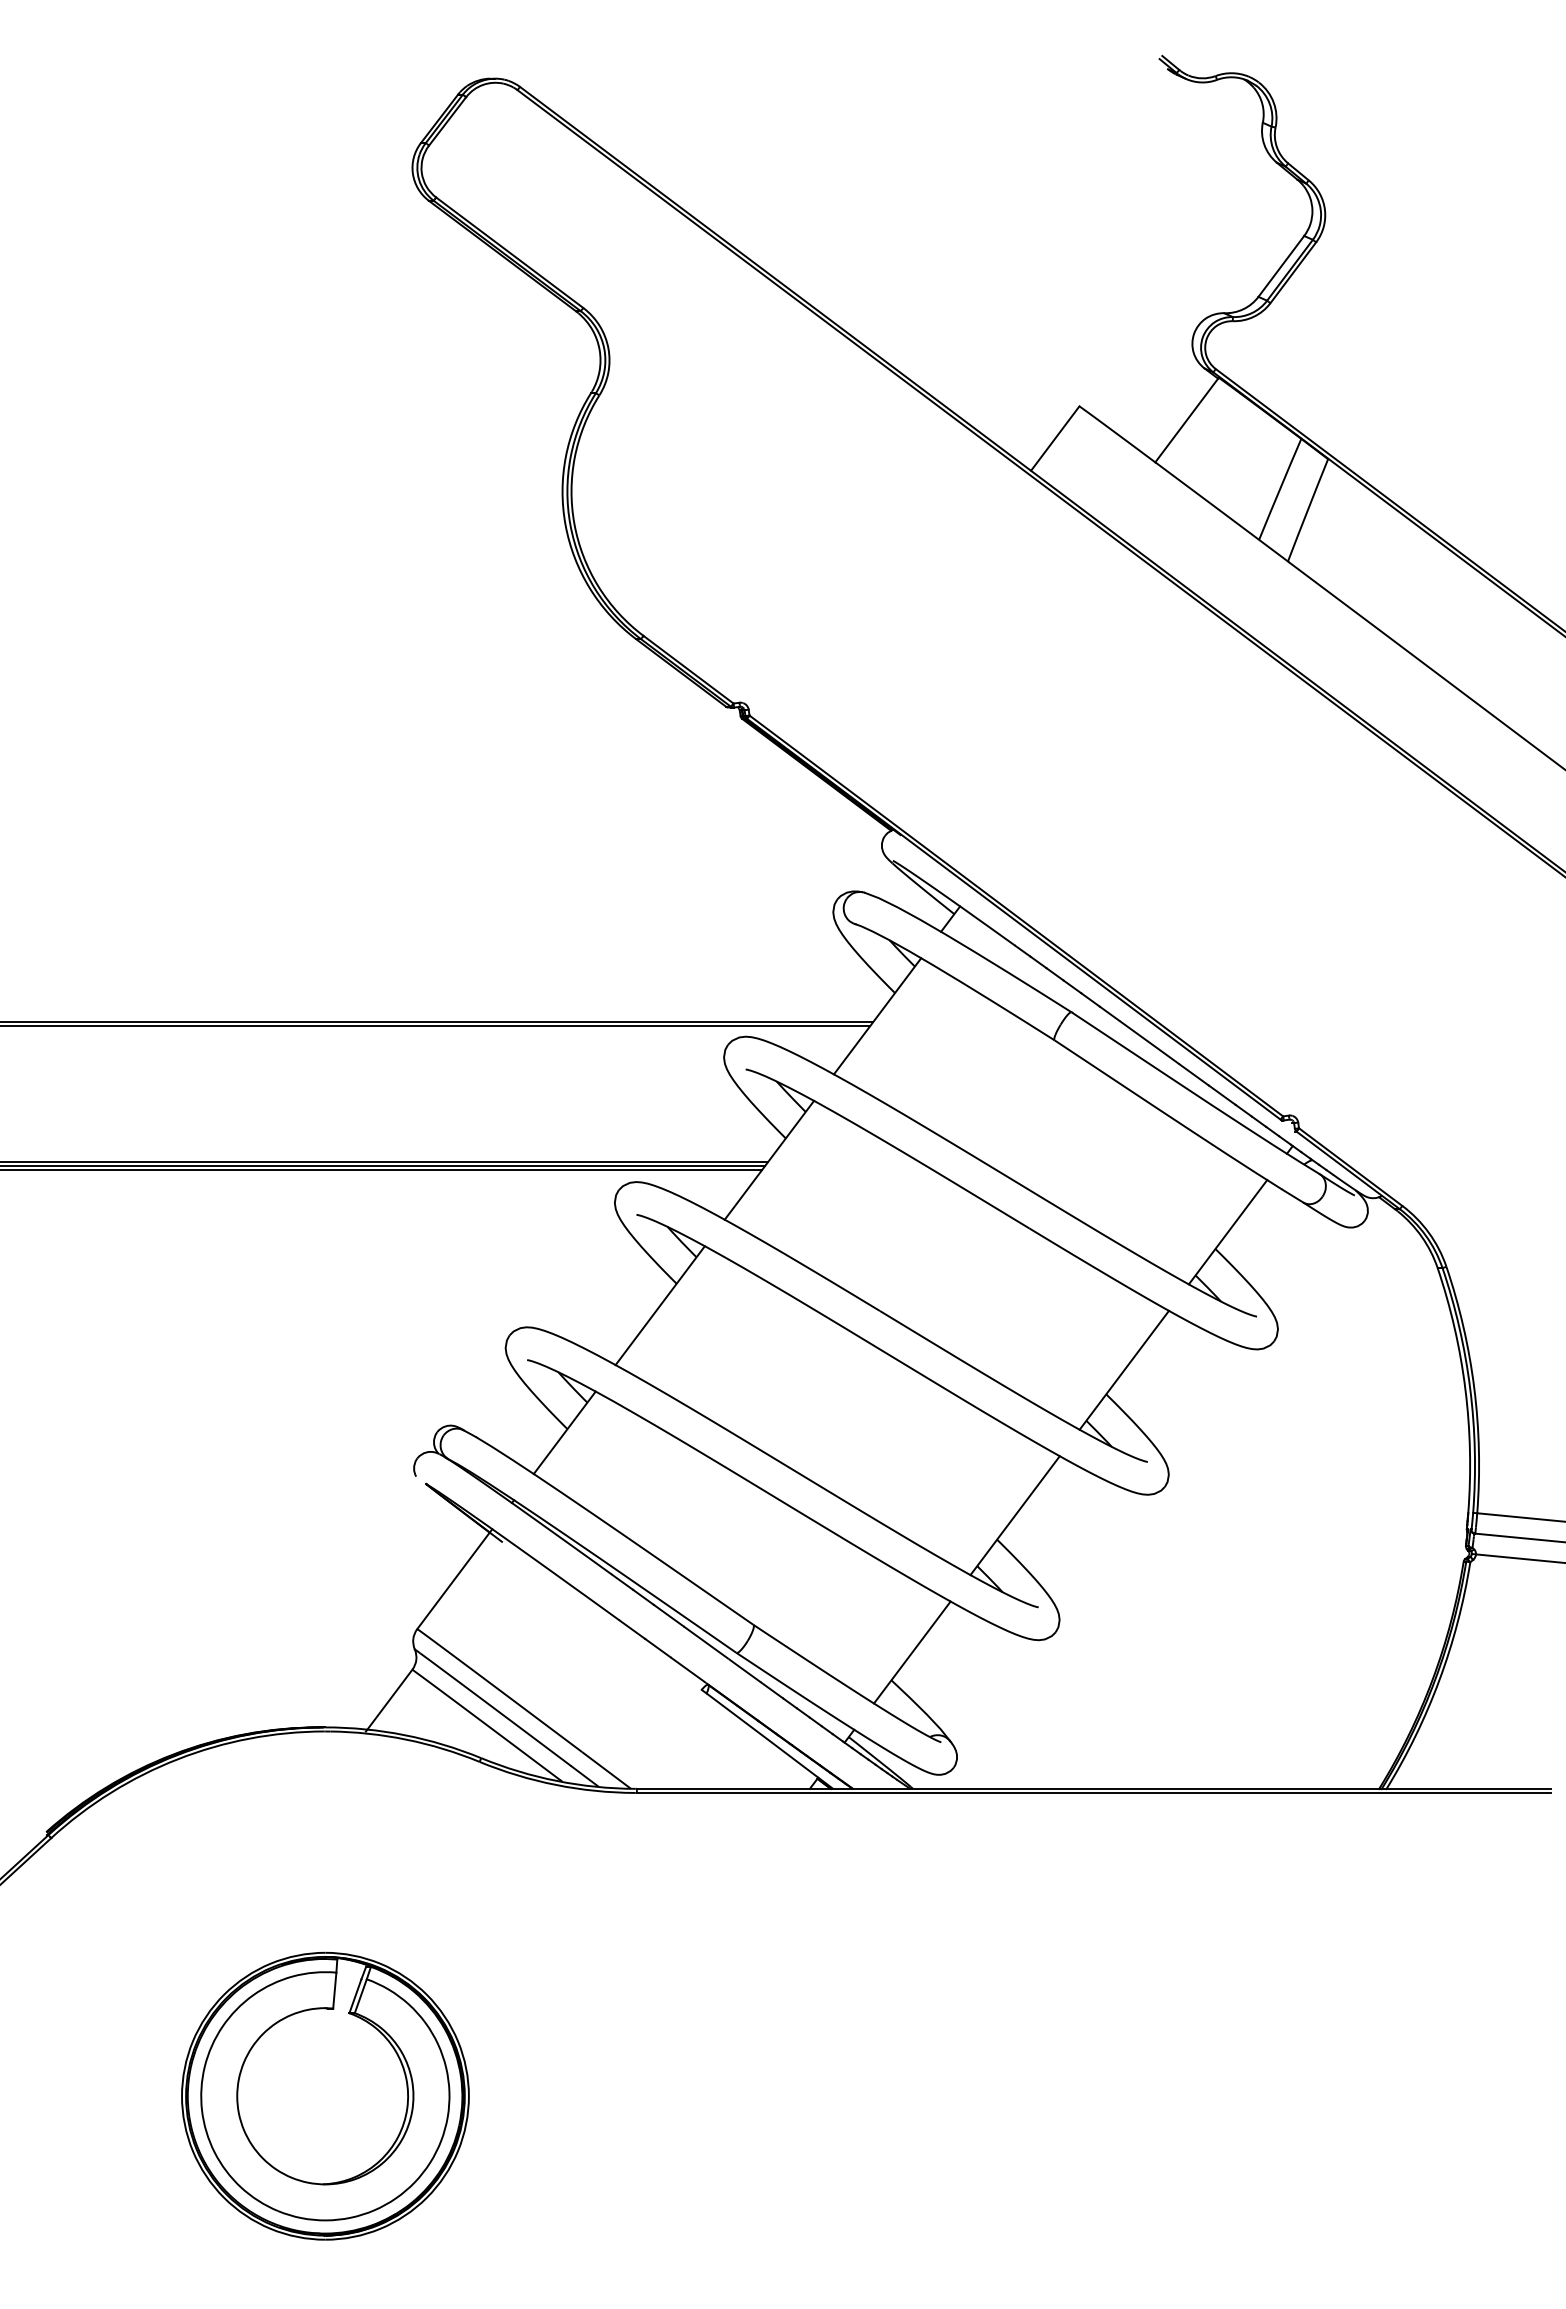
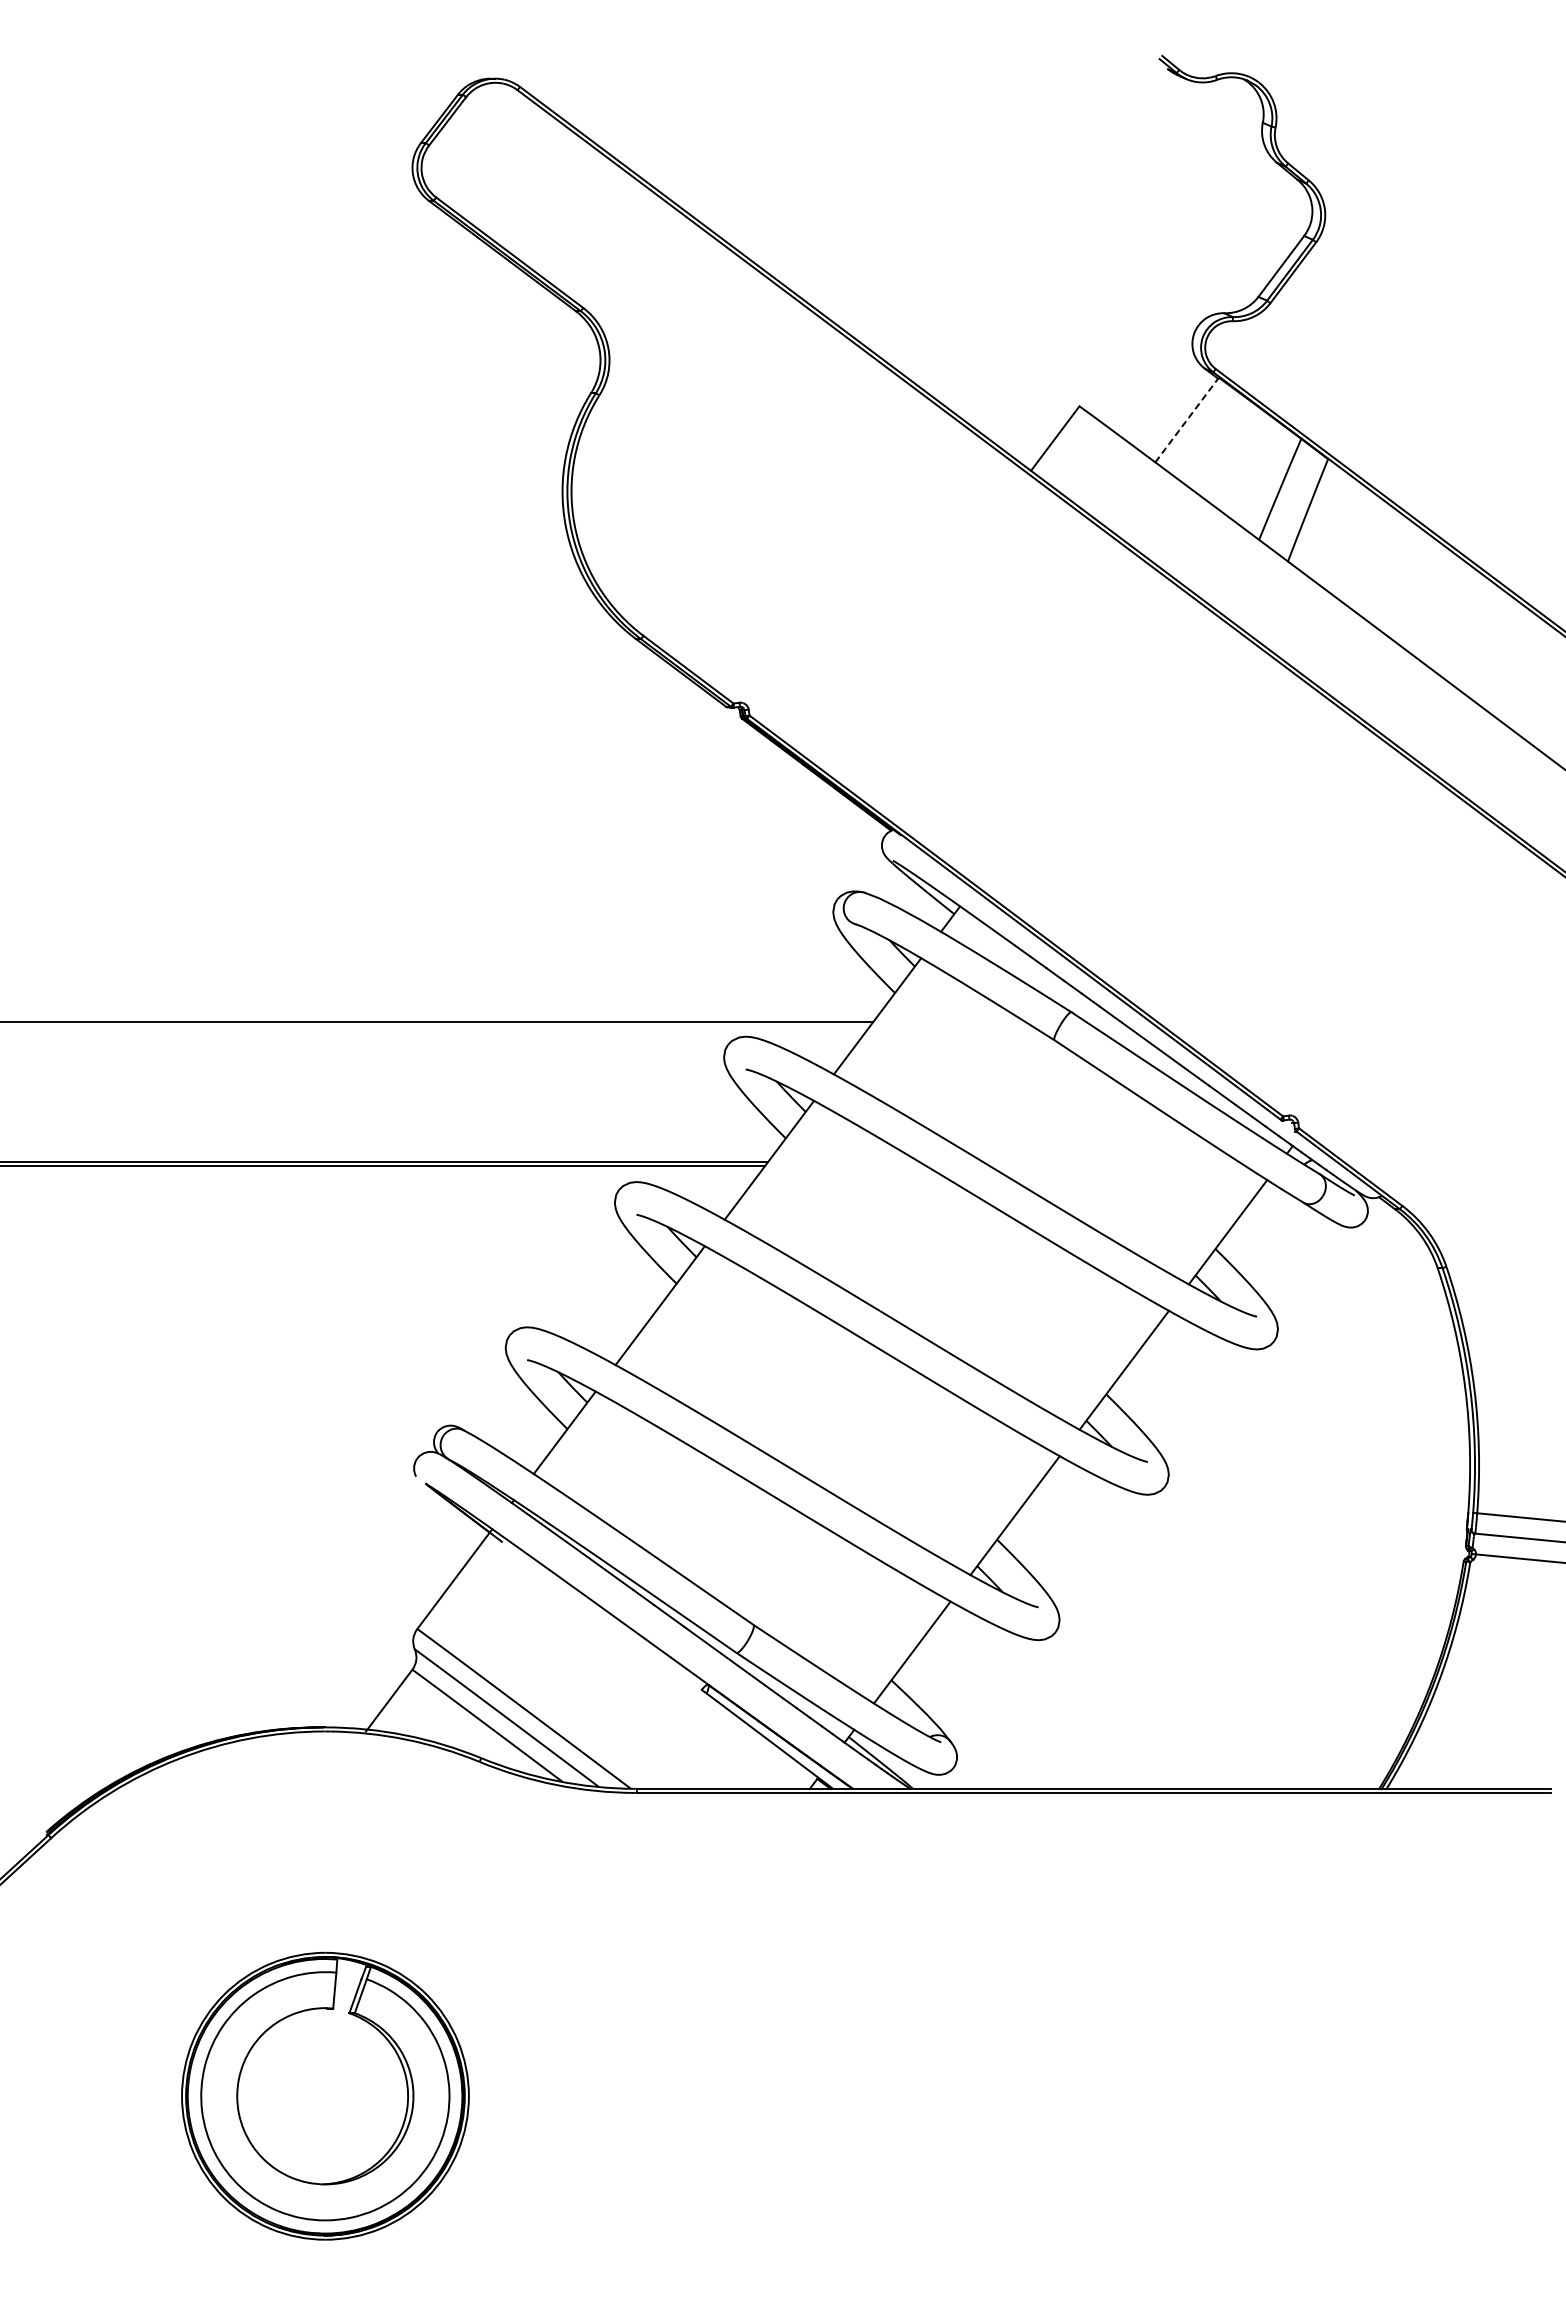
line: solid -> dashed (1187, 420)
line: present -> none (435, 1026)
line: present -> none (382, 1169)
